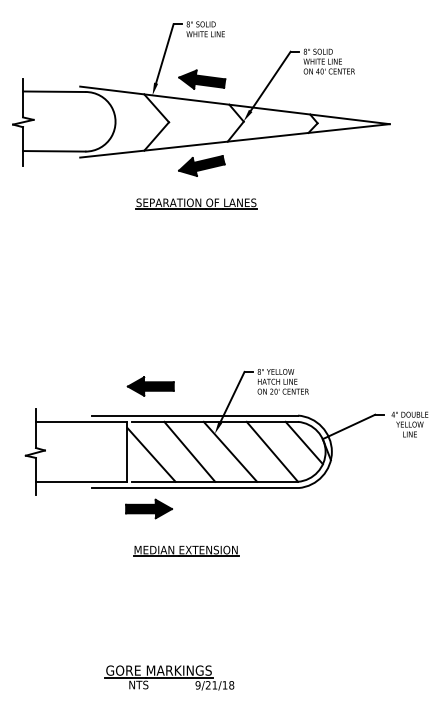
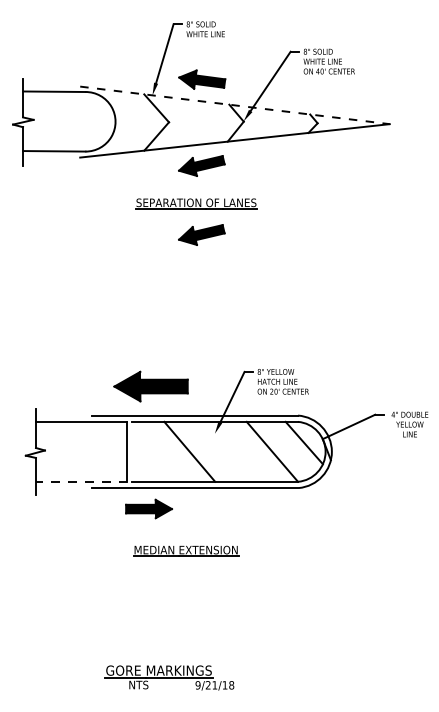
line: solid -> dashed (235, 105)
part: none -> present (201, 234)
part size: 49x21 px -> 76x33 px (150, 386)
line: present -> none (230, 451)
line: present -> none (151, 454)
line: solid -> dashed (81, 481)
